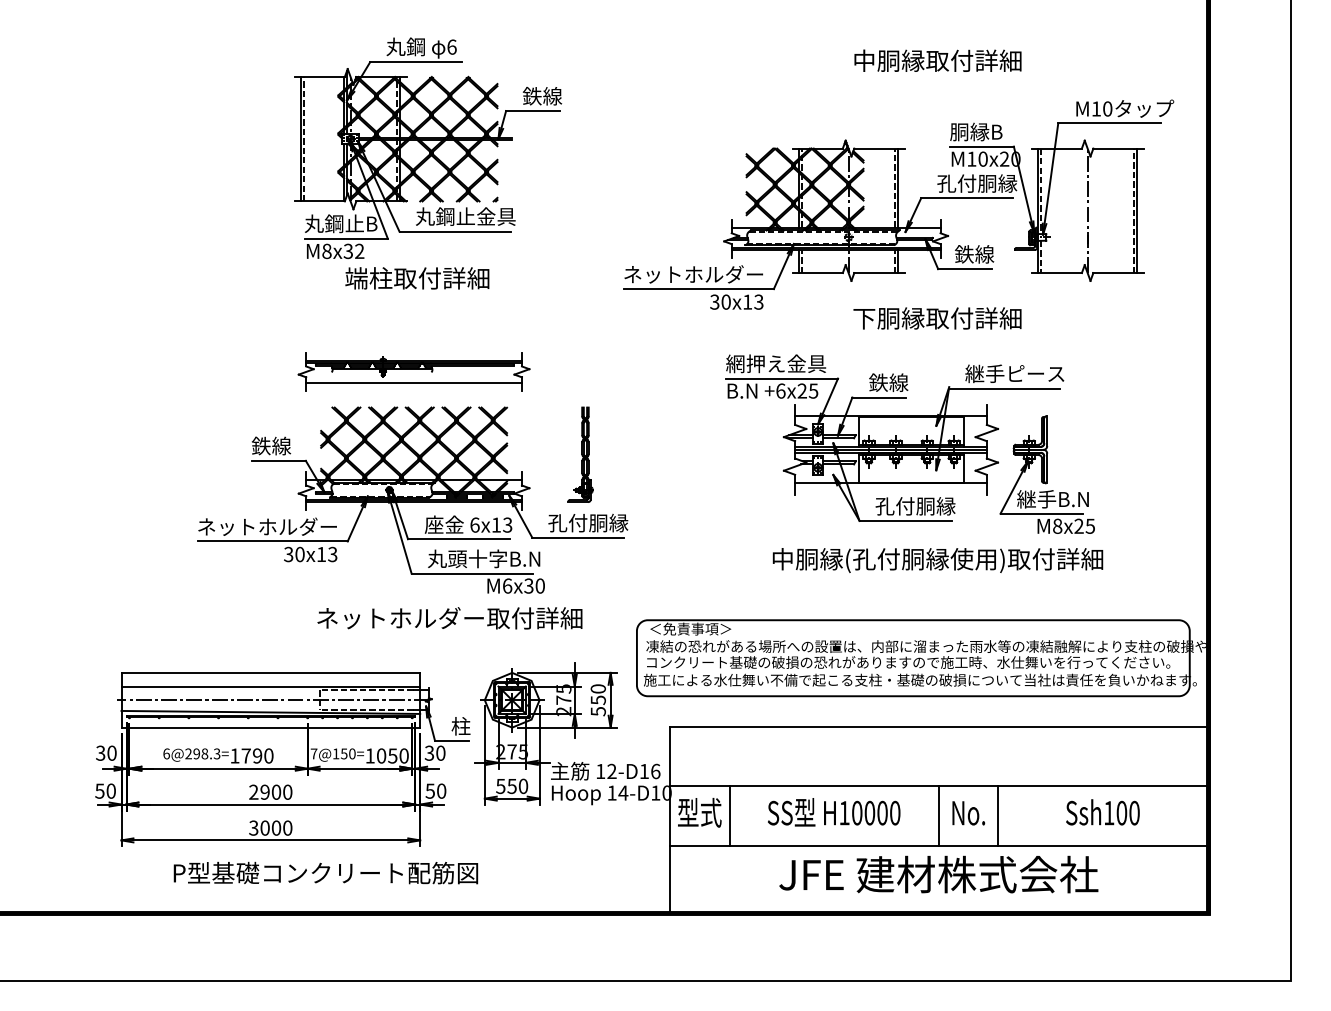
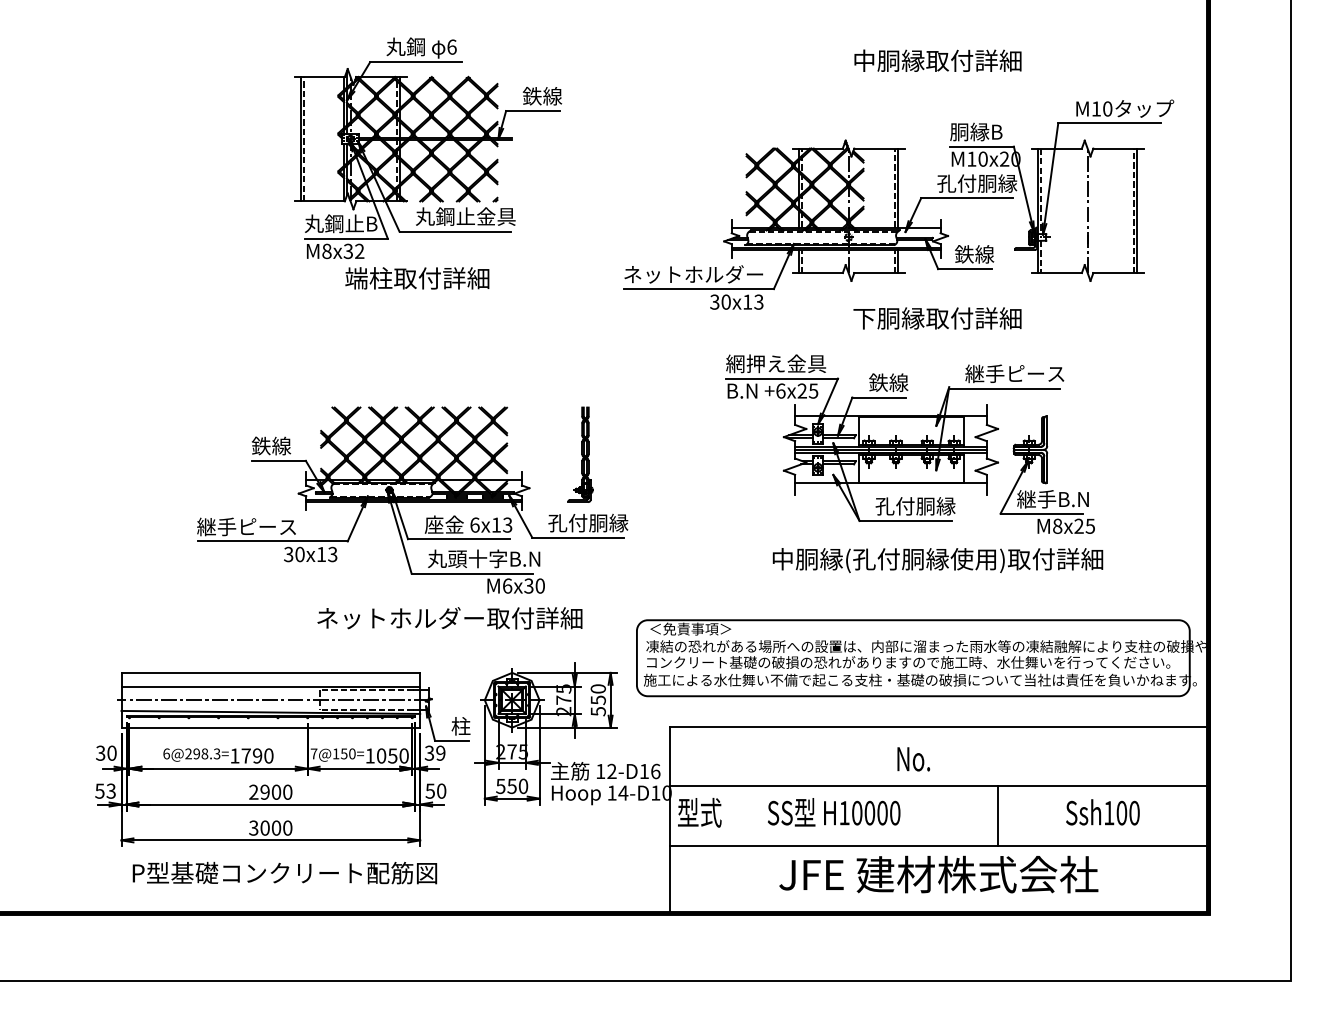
part: present -> none (413, 371)
text: ネットホルダー -> 継手ピース (266, 526)
text: 30 -> 39 (440, 752)
text: 50 -> 53 (110, 790)
text position: (968, 813) -> (913, 759) (913, 759)
line: present -> none (729, 816)
line: present -> none (938, 816)
text position: (325, 872) -> (284, 872) (284, 872)
